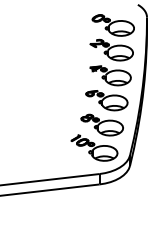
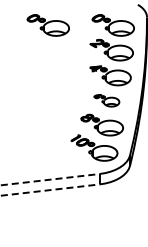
part: none -> present (47, 25)
part size: 44x22 px -> 28x14 px (106, 100)
line: solid -> dashed (50, 179)
line: solid -> dashed (50, 190)
